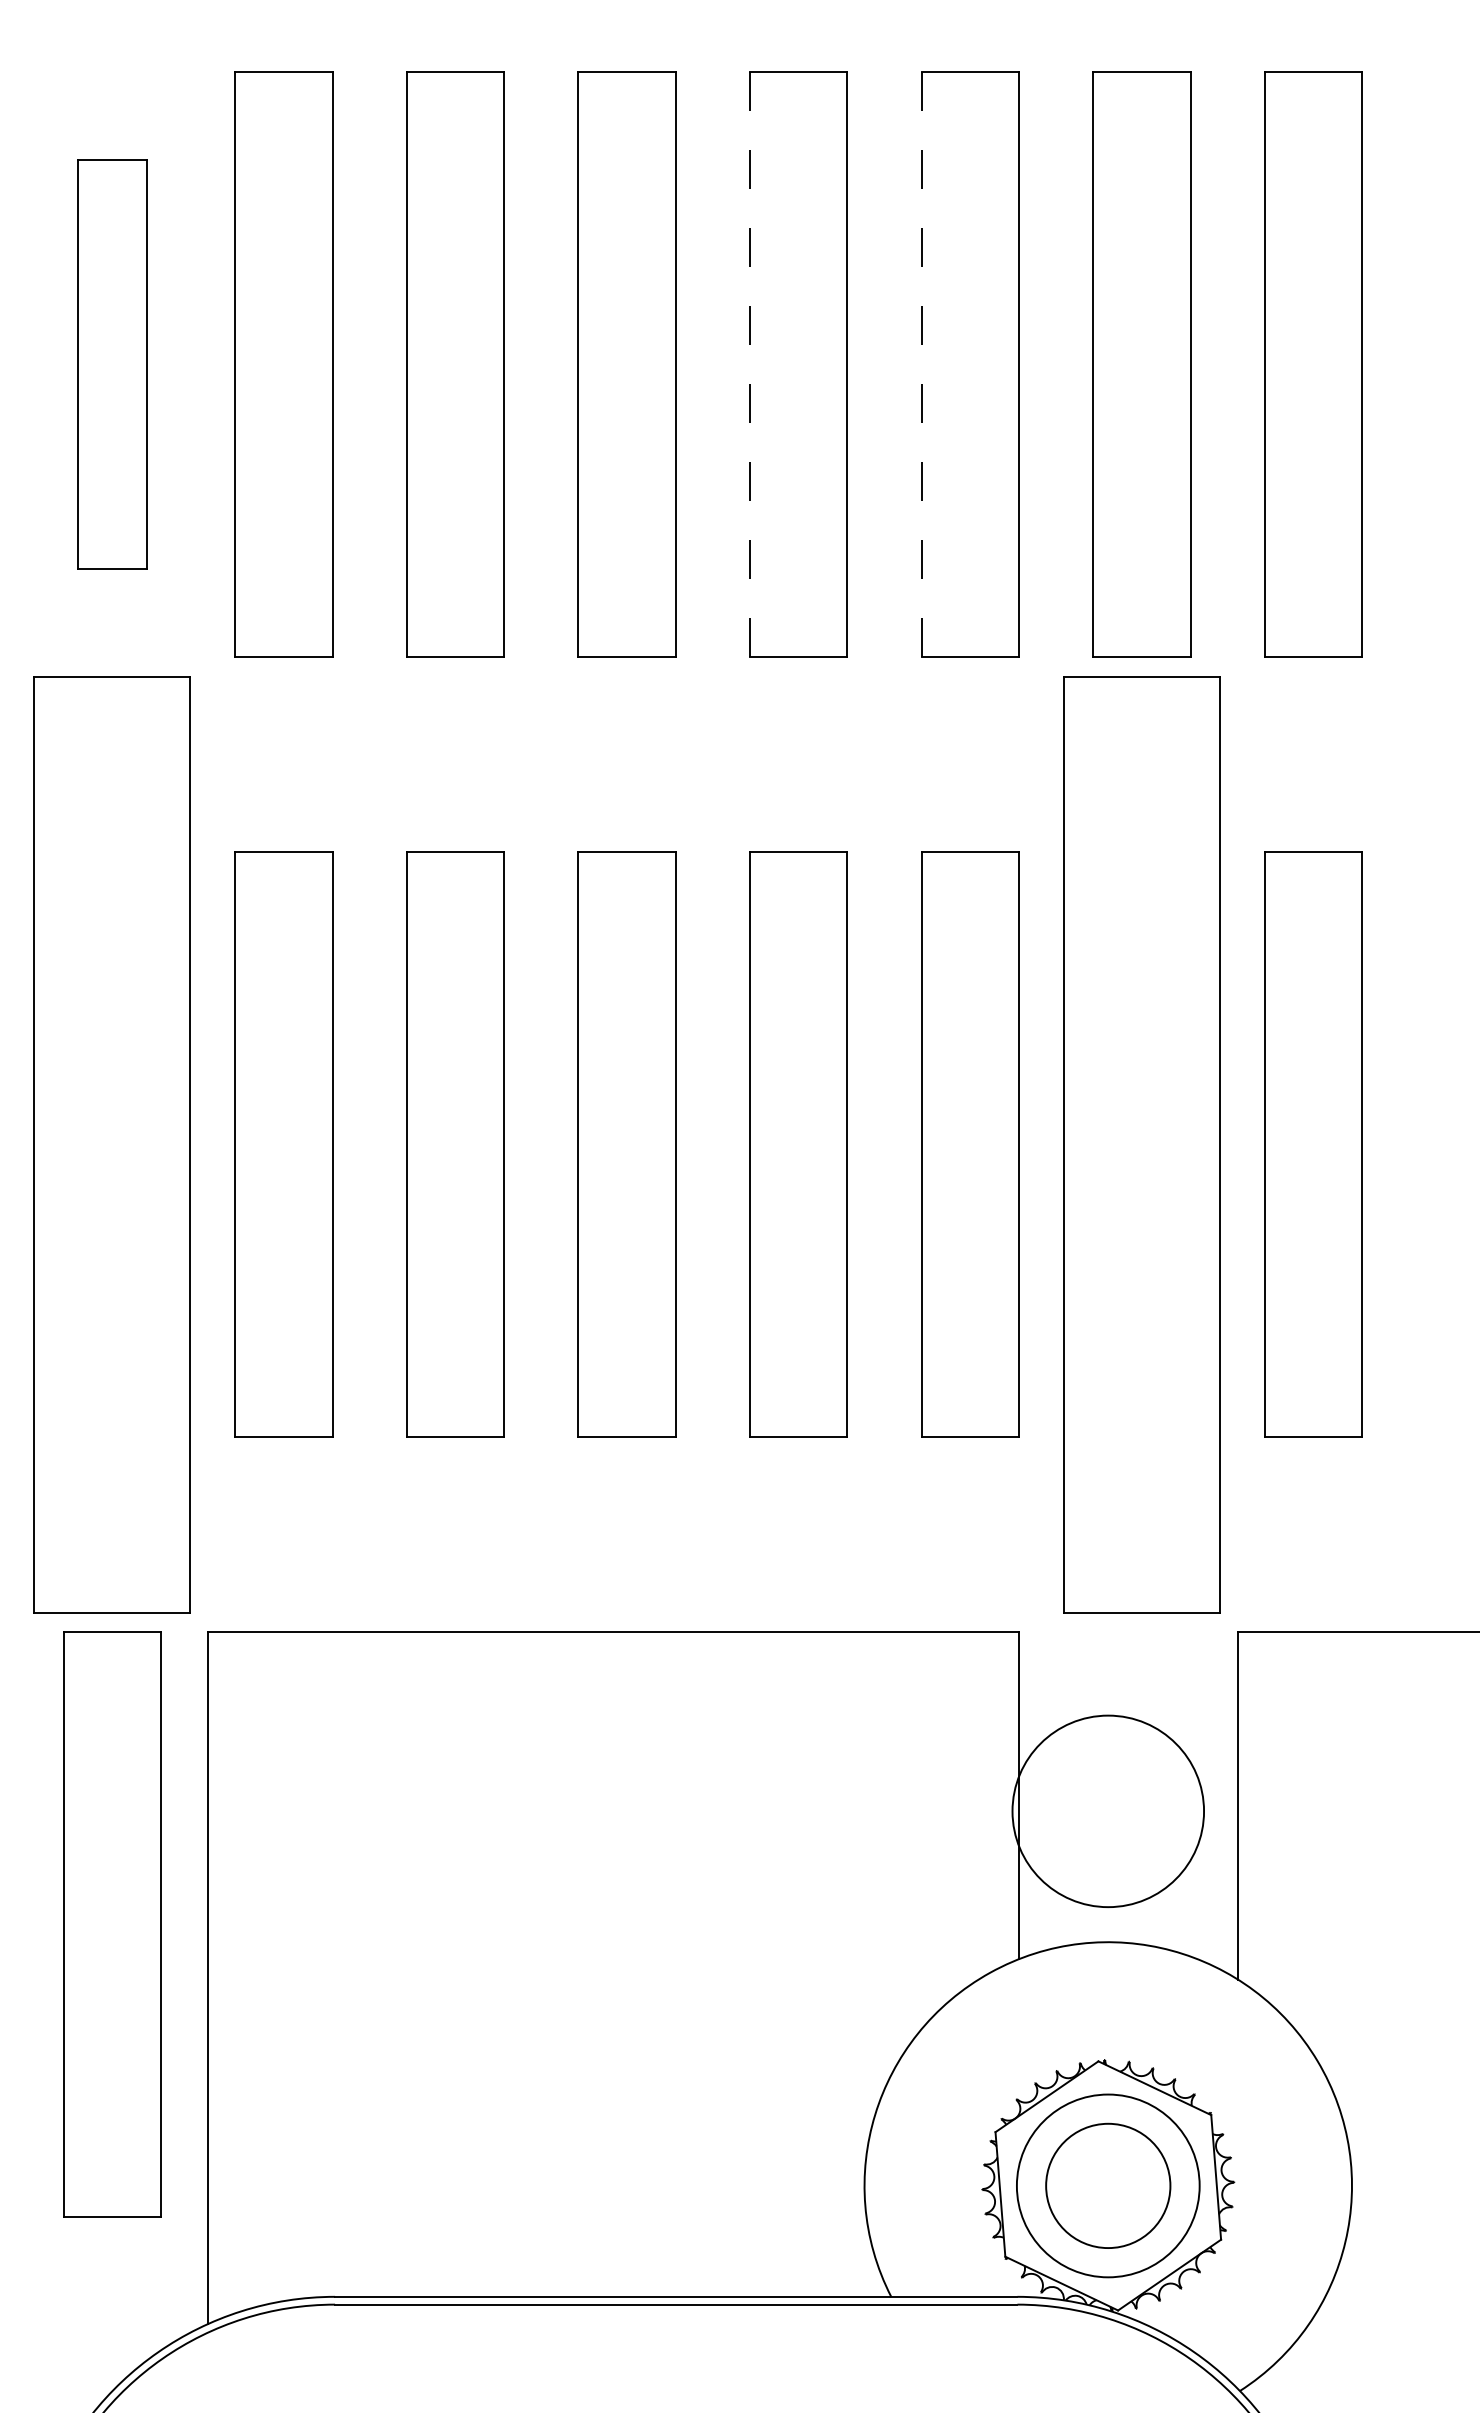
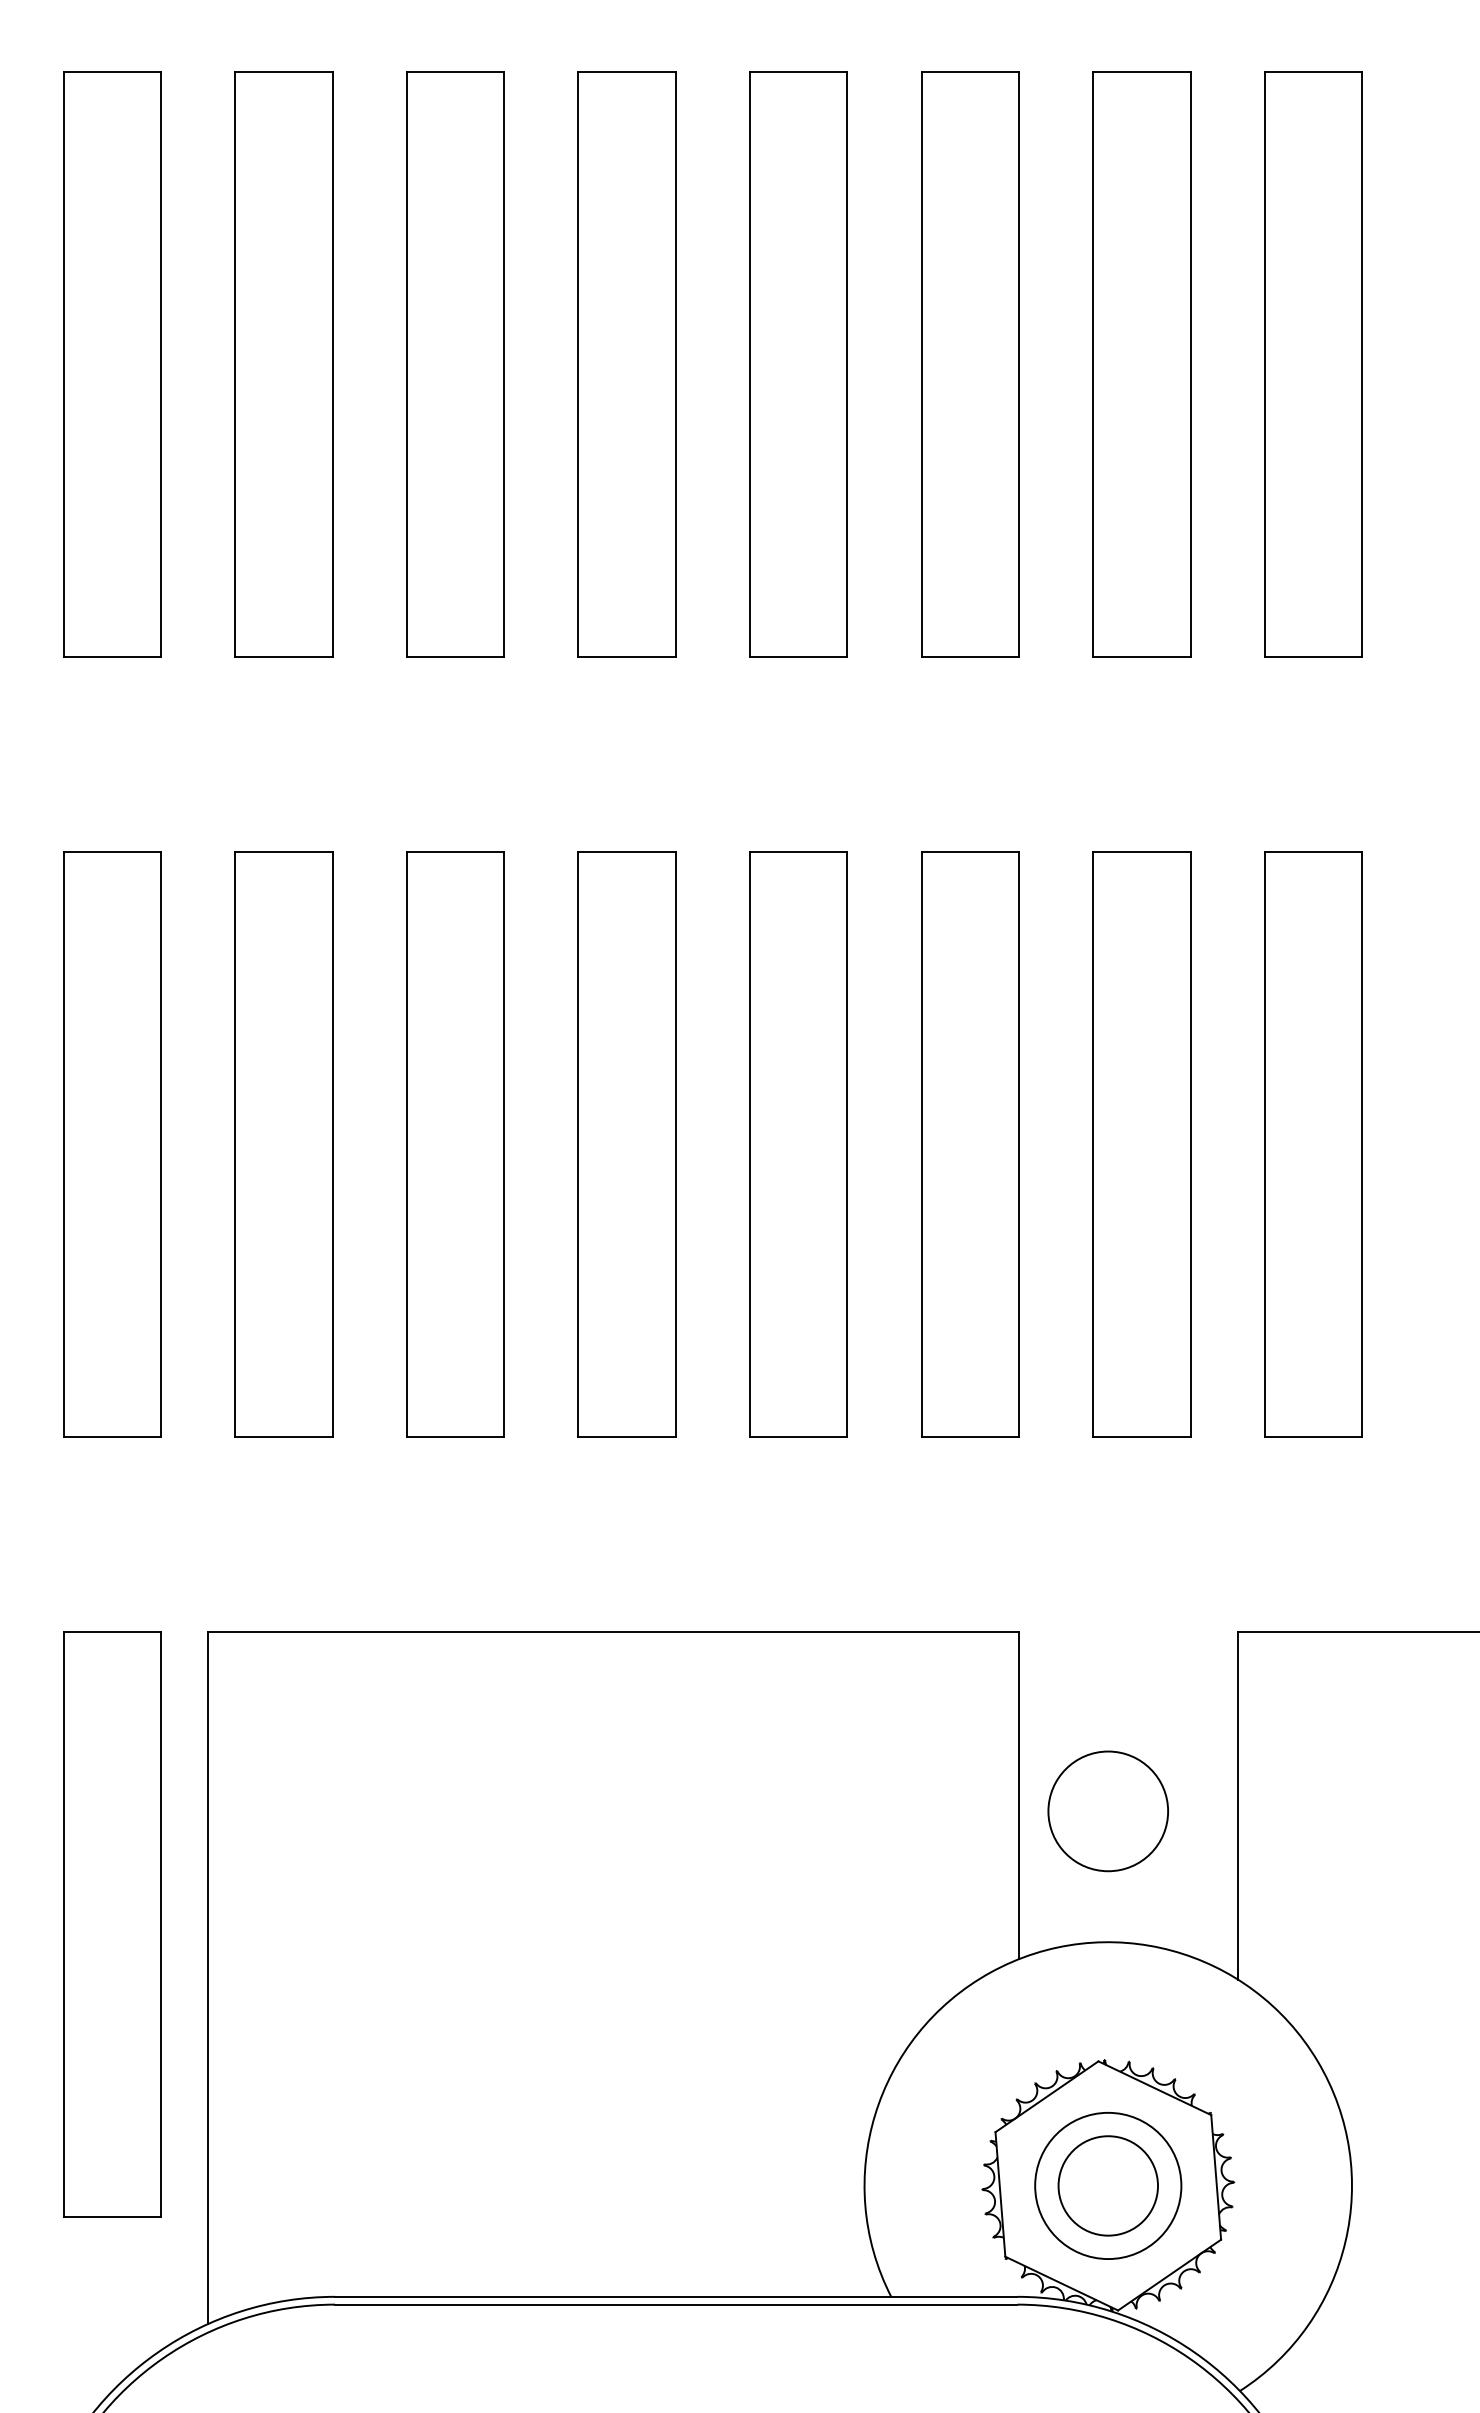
part size: 71x411 px -> 99x587 px (112, 364)
line: dashed -> solid (749, 364)
line: dashed -> solid (921, 364)
part size: 158x938 px -> 99x587 px (112, 1144)
part size: 158x938 px -> 100x587 px (1141, 1144)
circle diameter: 192 px -> 120 px (1108, 1811)
circle diameter: 183 px -> 146 px (1108, 2185)
circle diameter: 124 px -> 99 px (1107, 2185)
